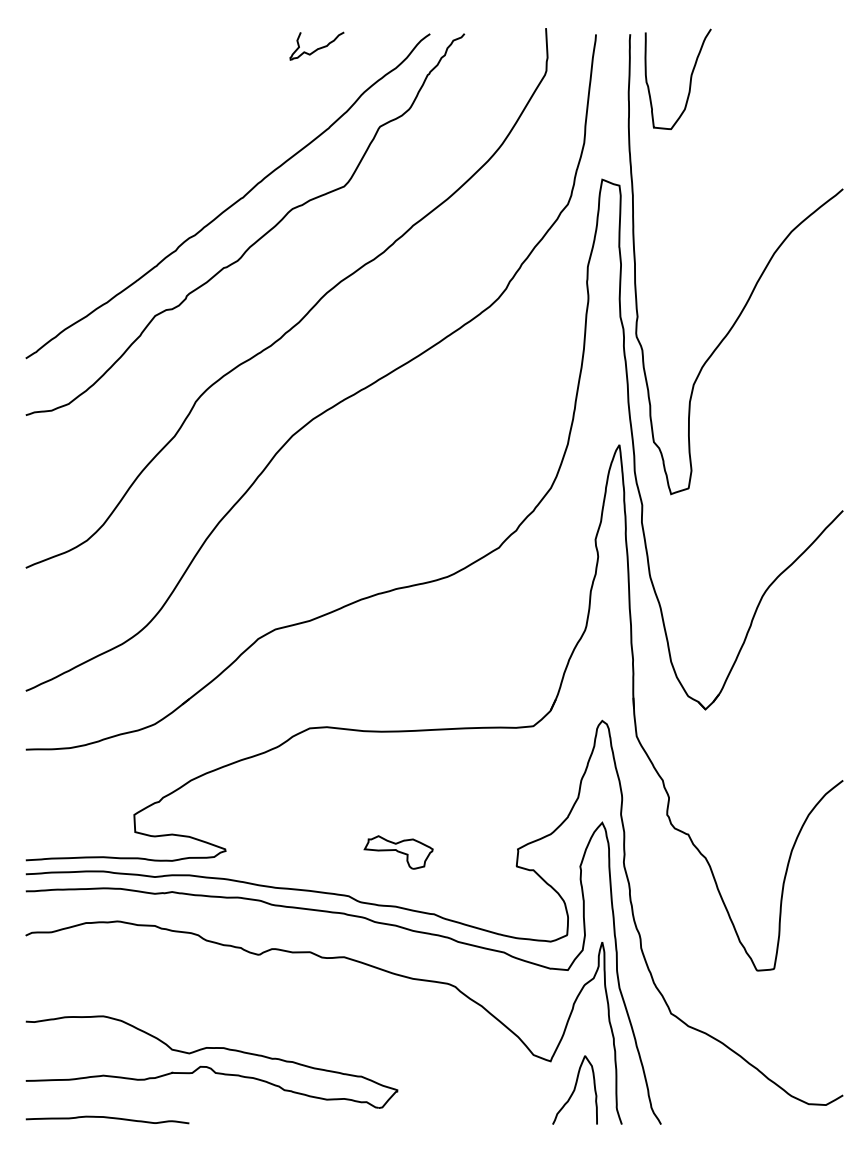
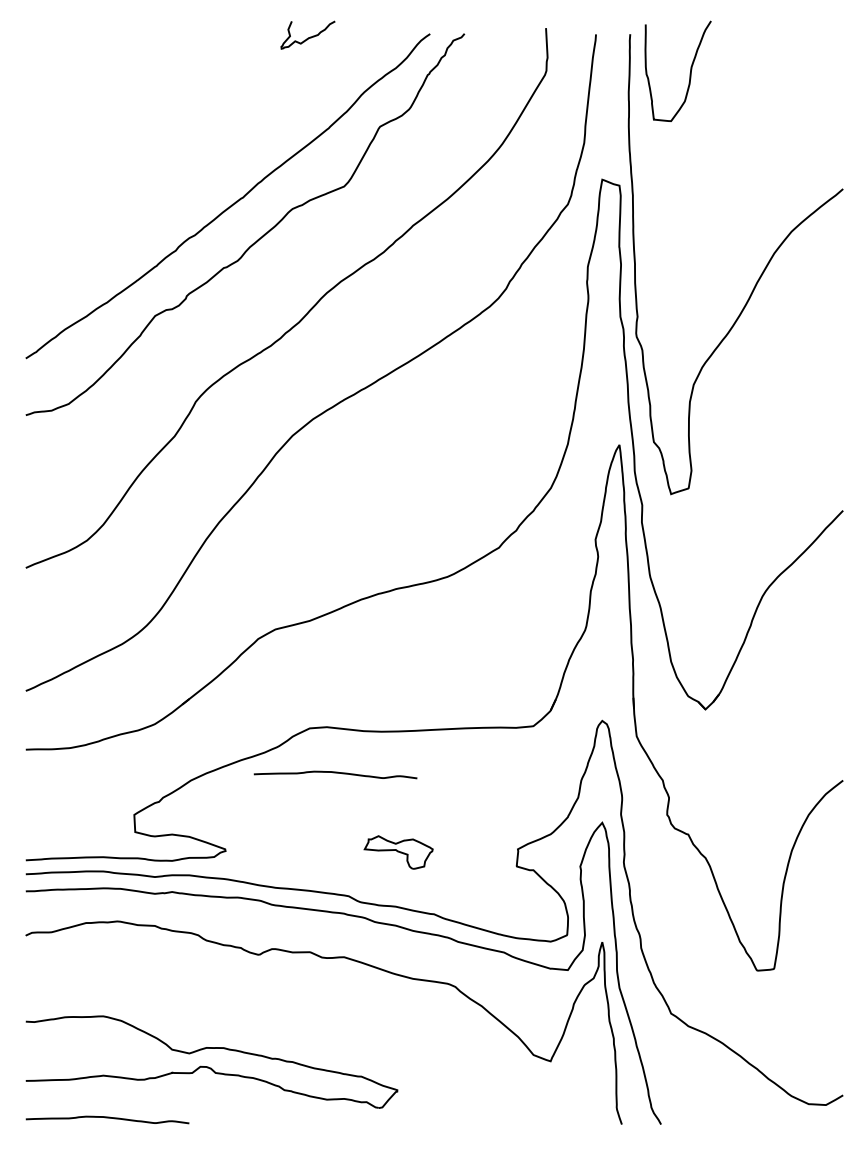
curve position: (317, 48) -> (308, 37) (308, 37)
curve position: (689, 81) -> (689, 73) (689, 73)
curve: none -> present (335, 773)
curve: present -> none (574, 1089)
